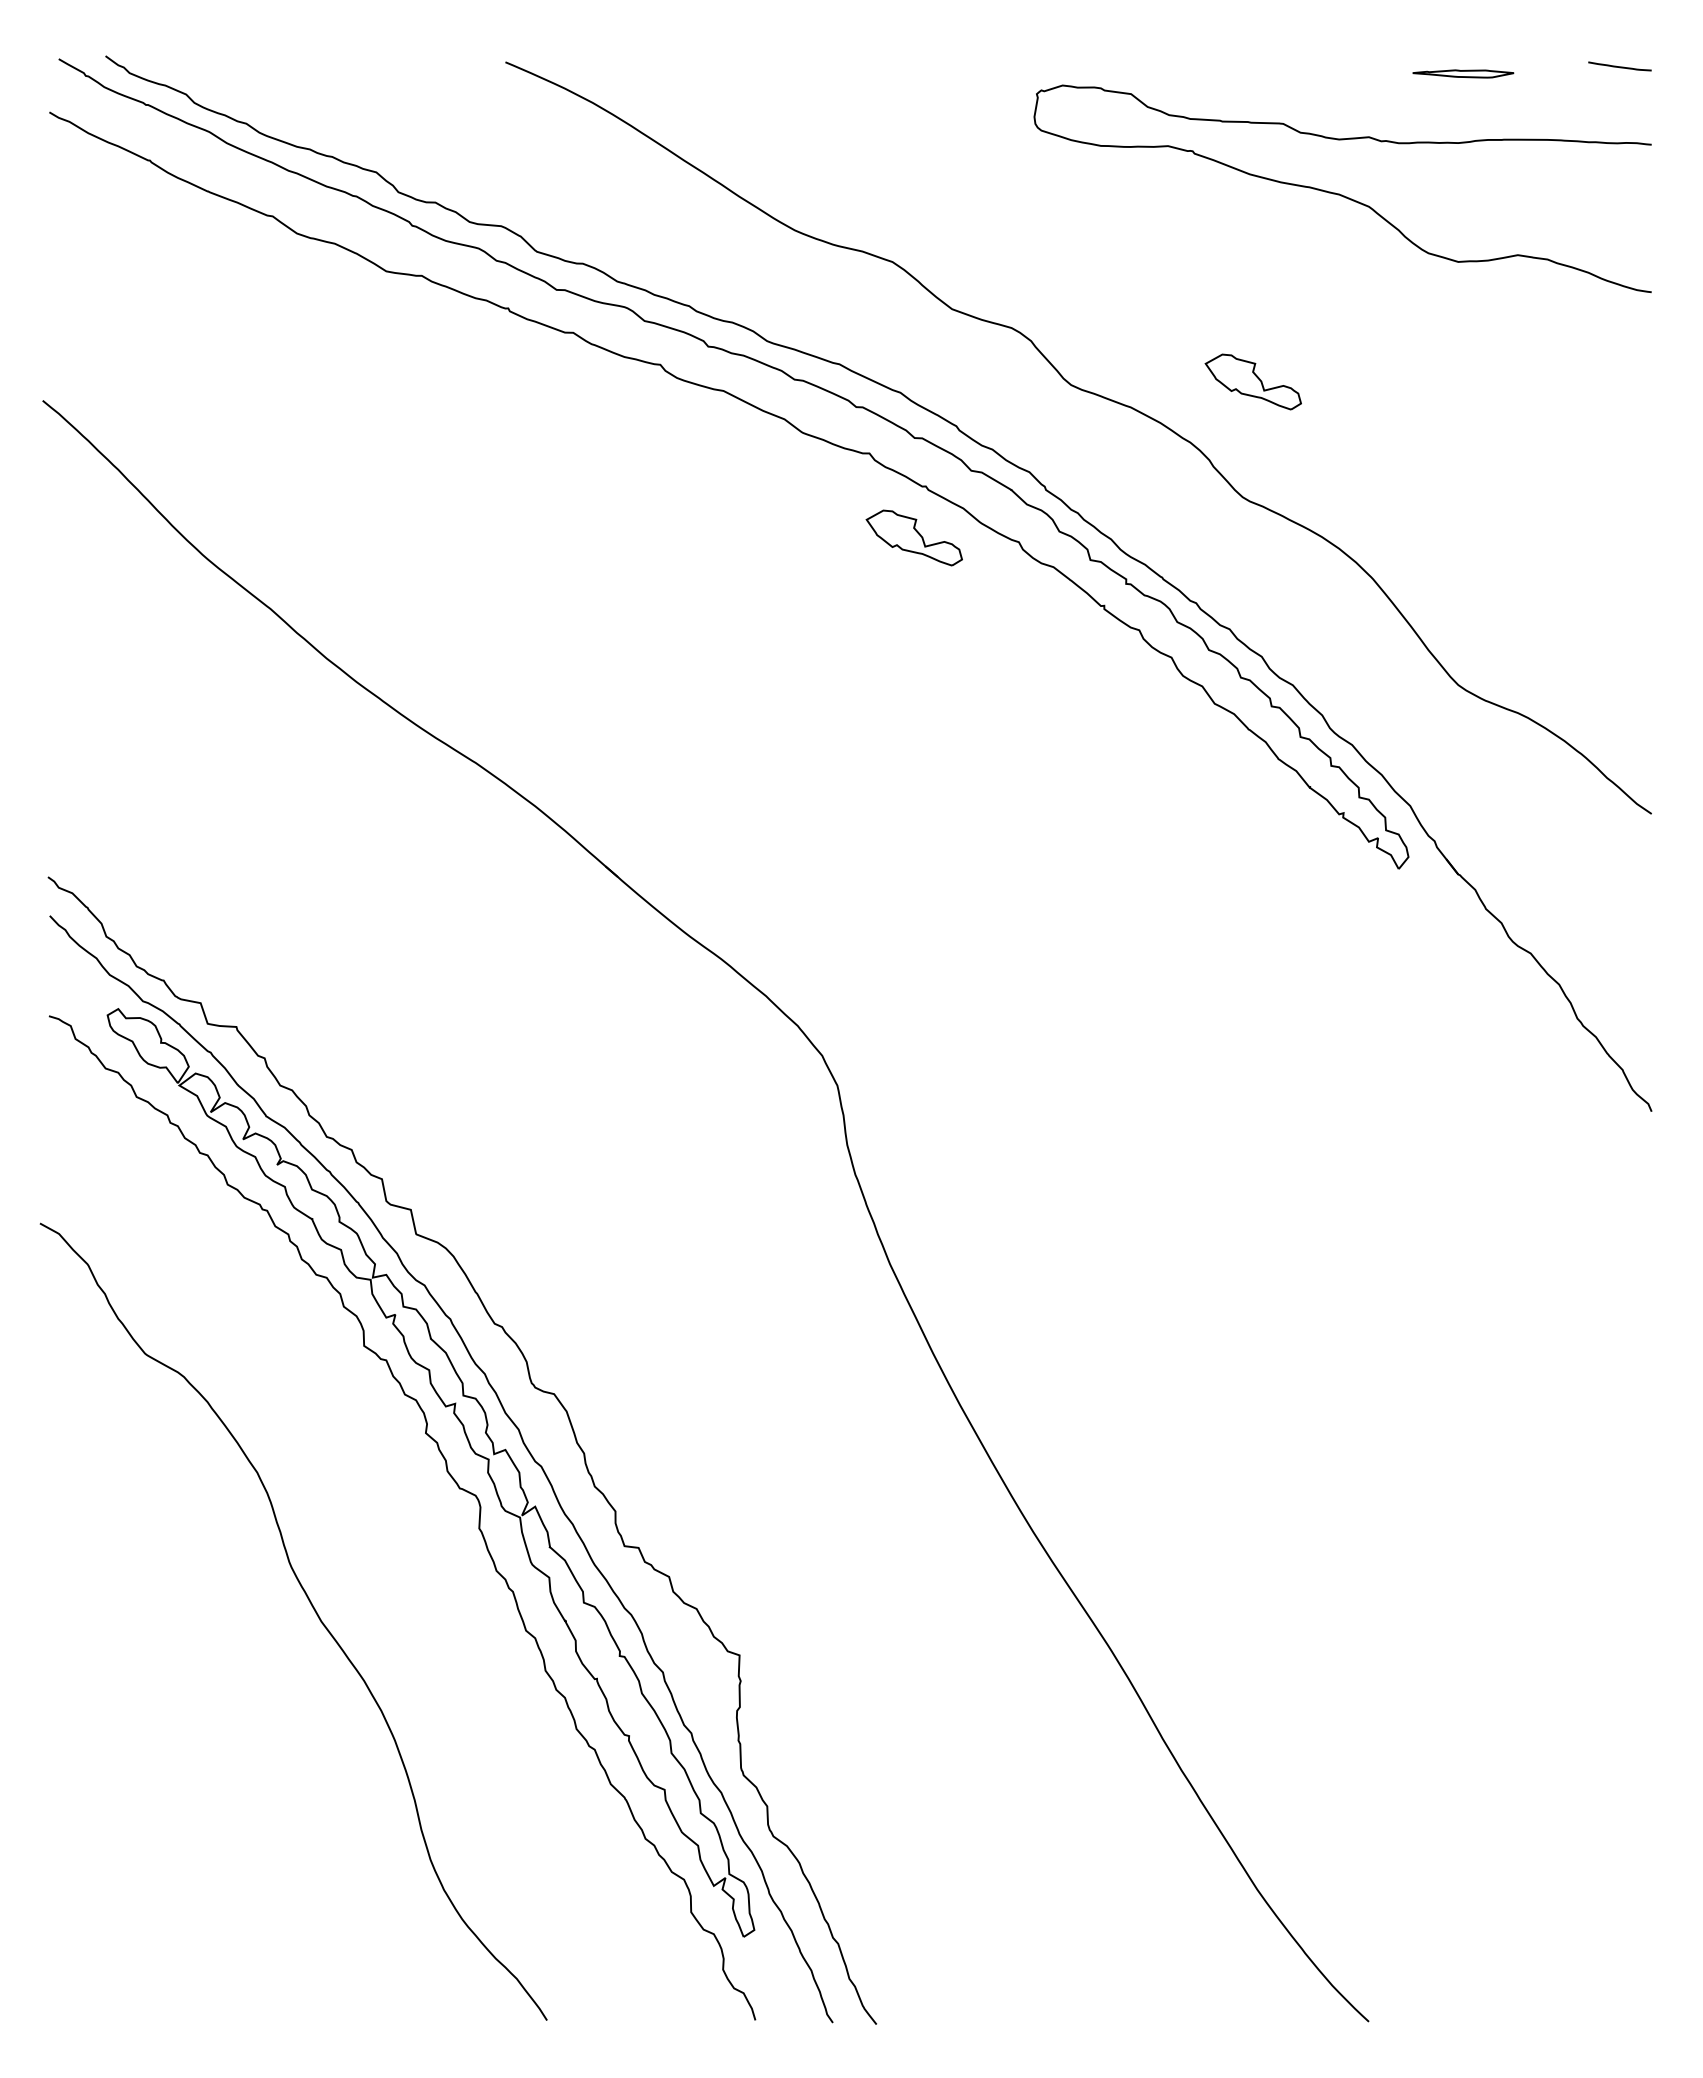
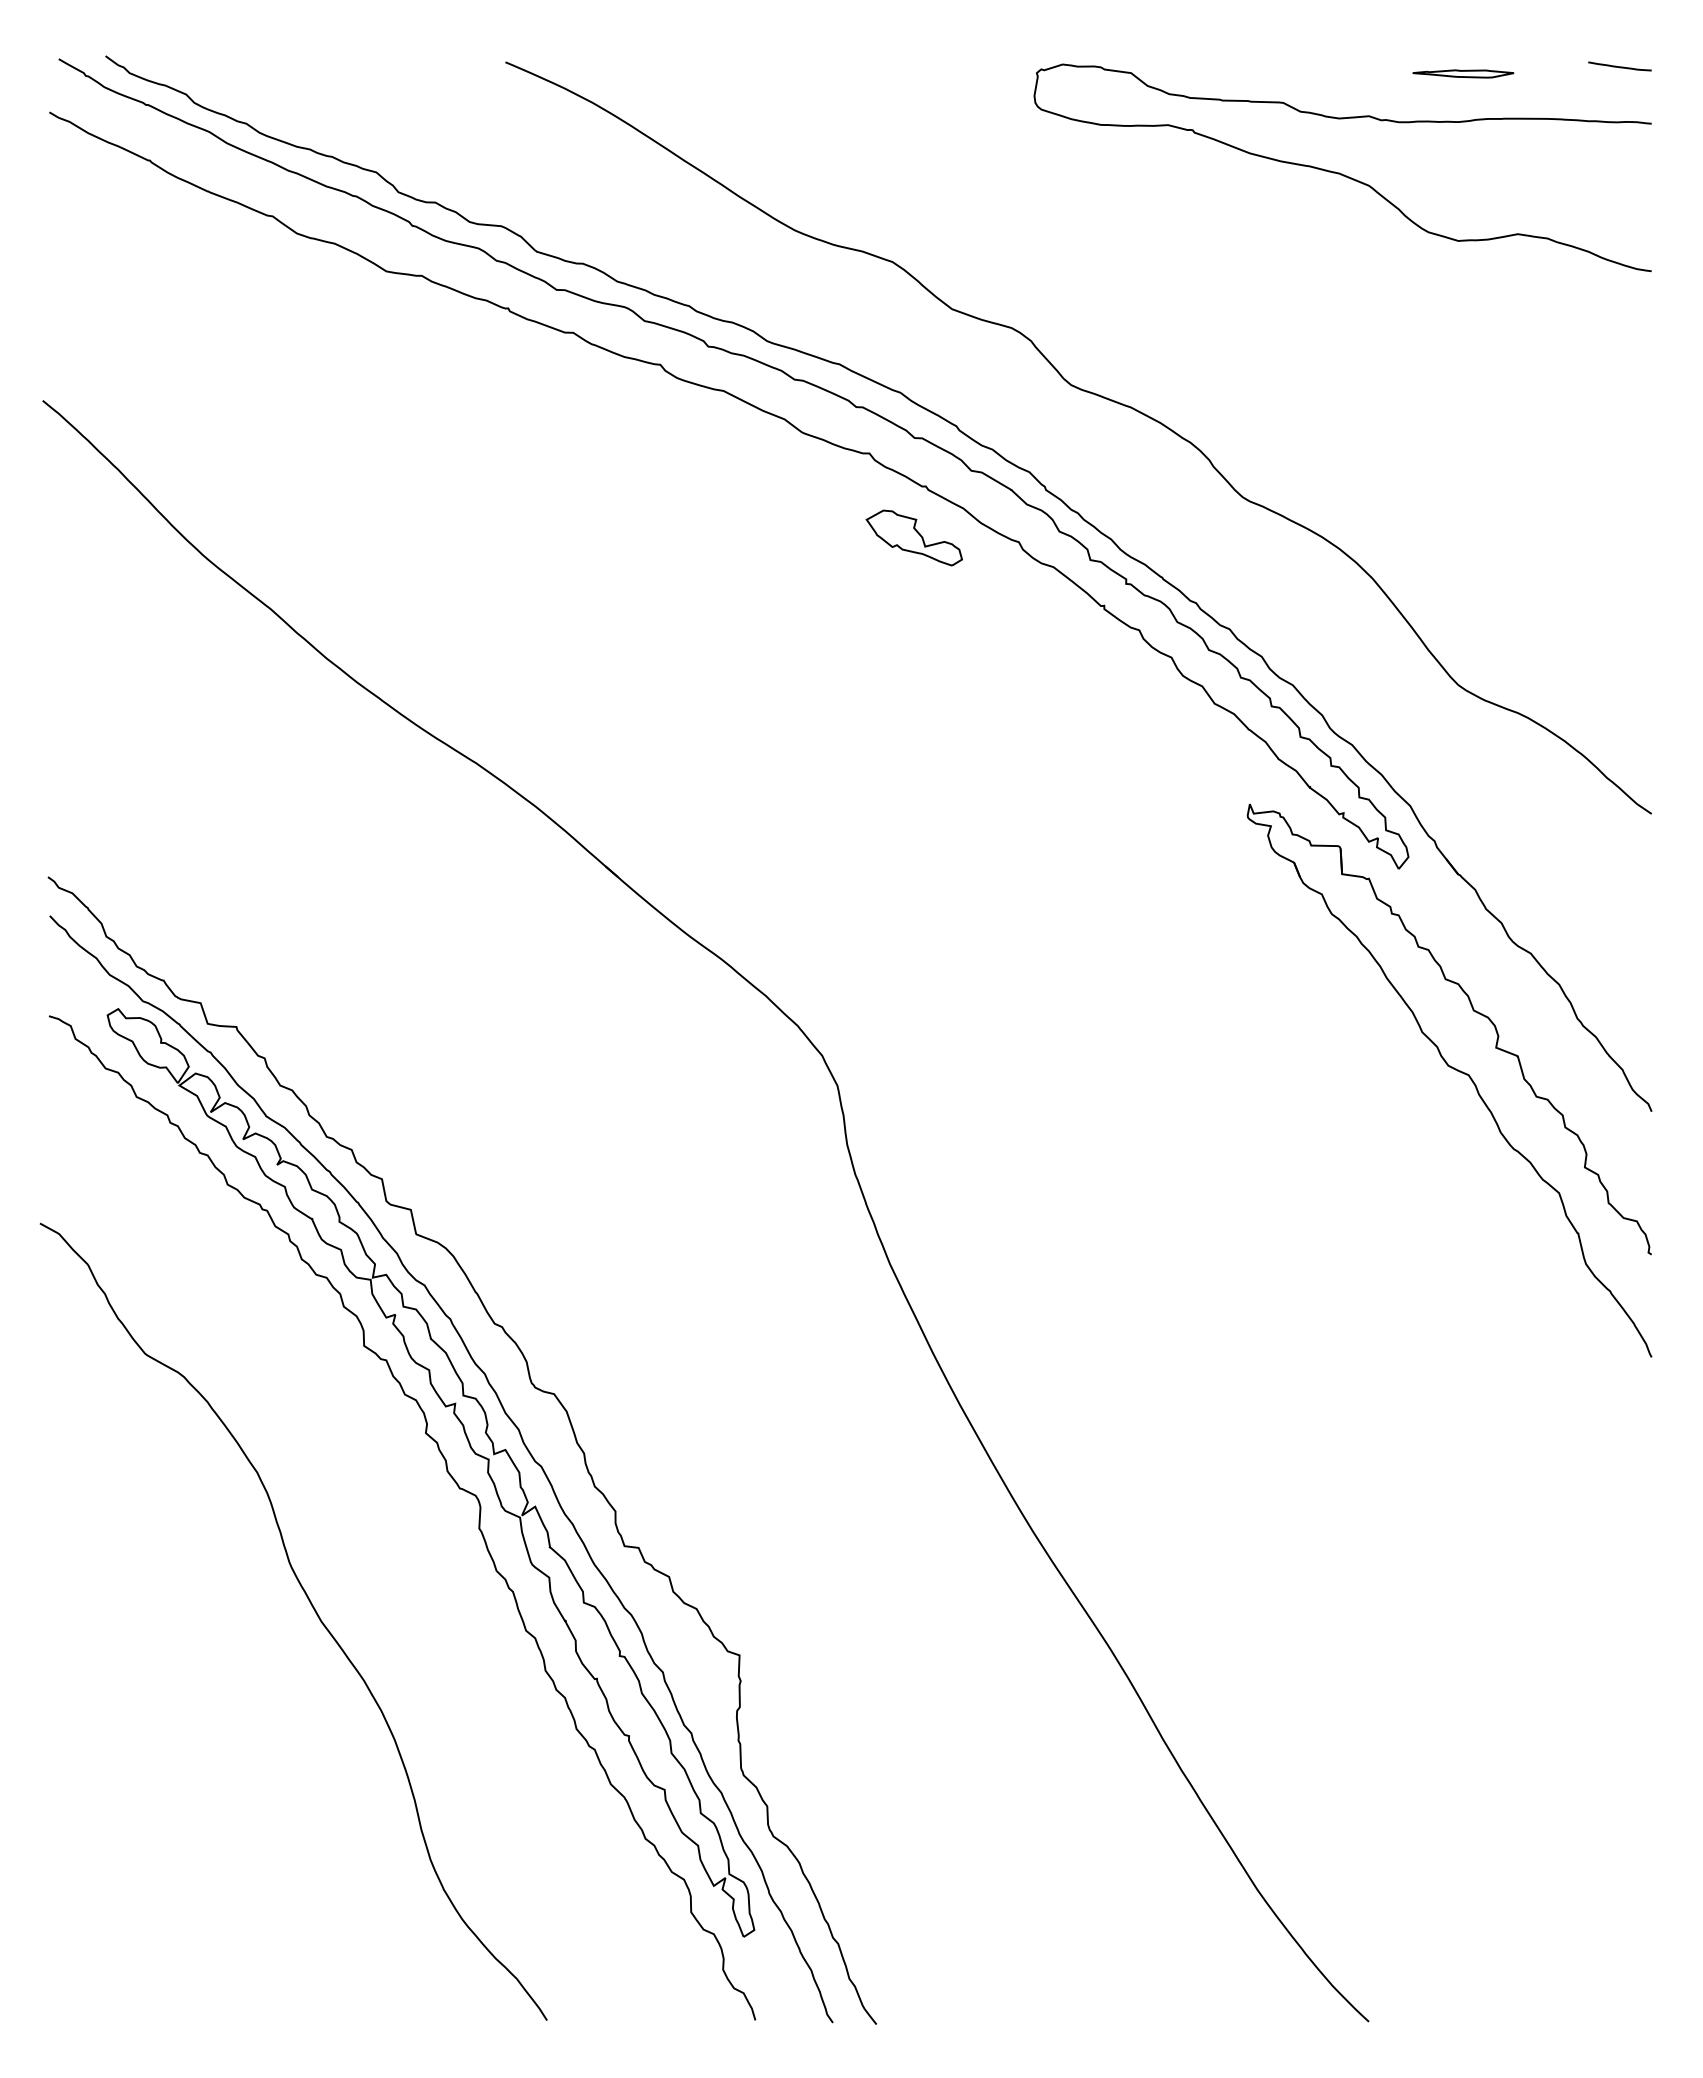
curve position: (1339, 193) -> (1339, 172) (1339, 172)
part: present -> none (1252, 381)
part: none -> present (1455, 1070)
